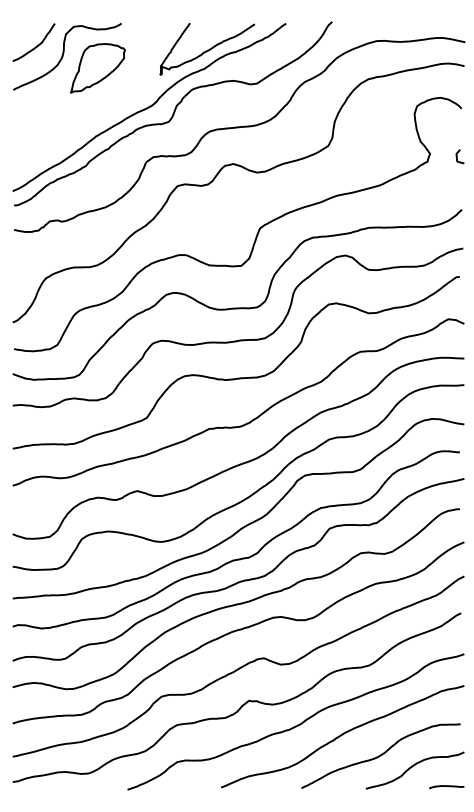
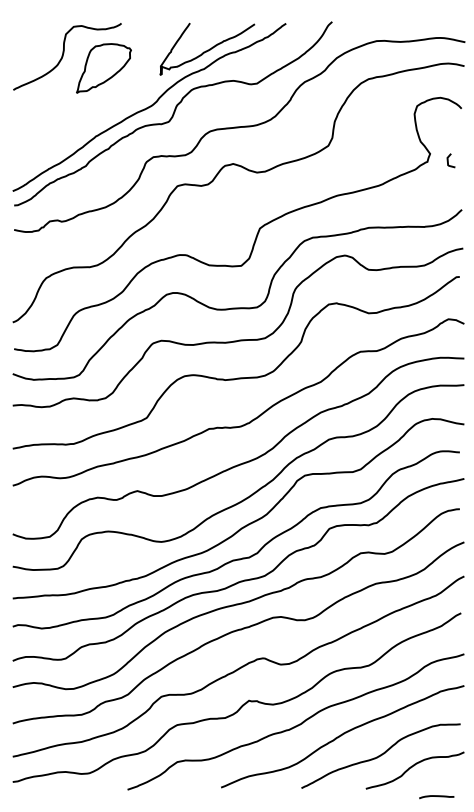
curve: present -> none (36, 45)
part position: (97, 68) -> (103, 68) (103, 68)
line position: (457, 156) -> (448, 160) (448, 160)
curve position: (446, 786) -> (436, 796) (436, 796)
